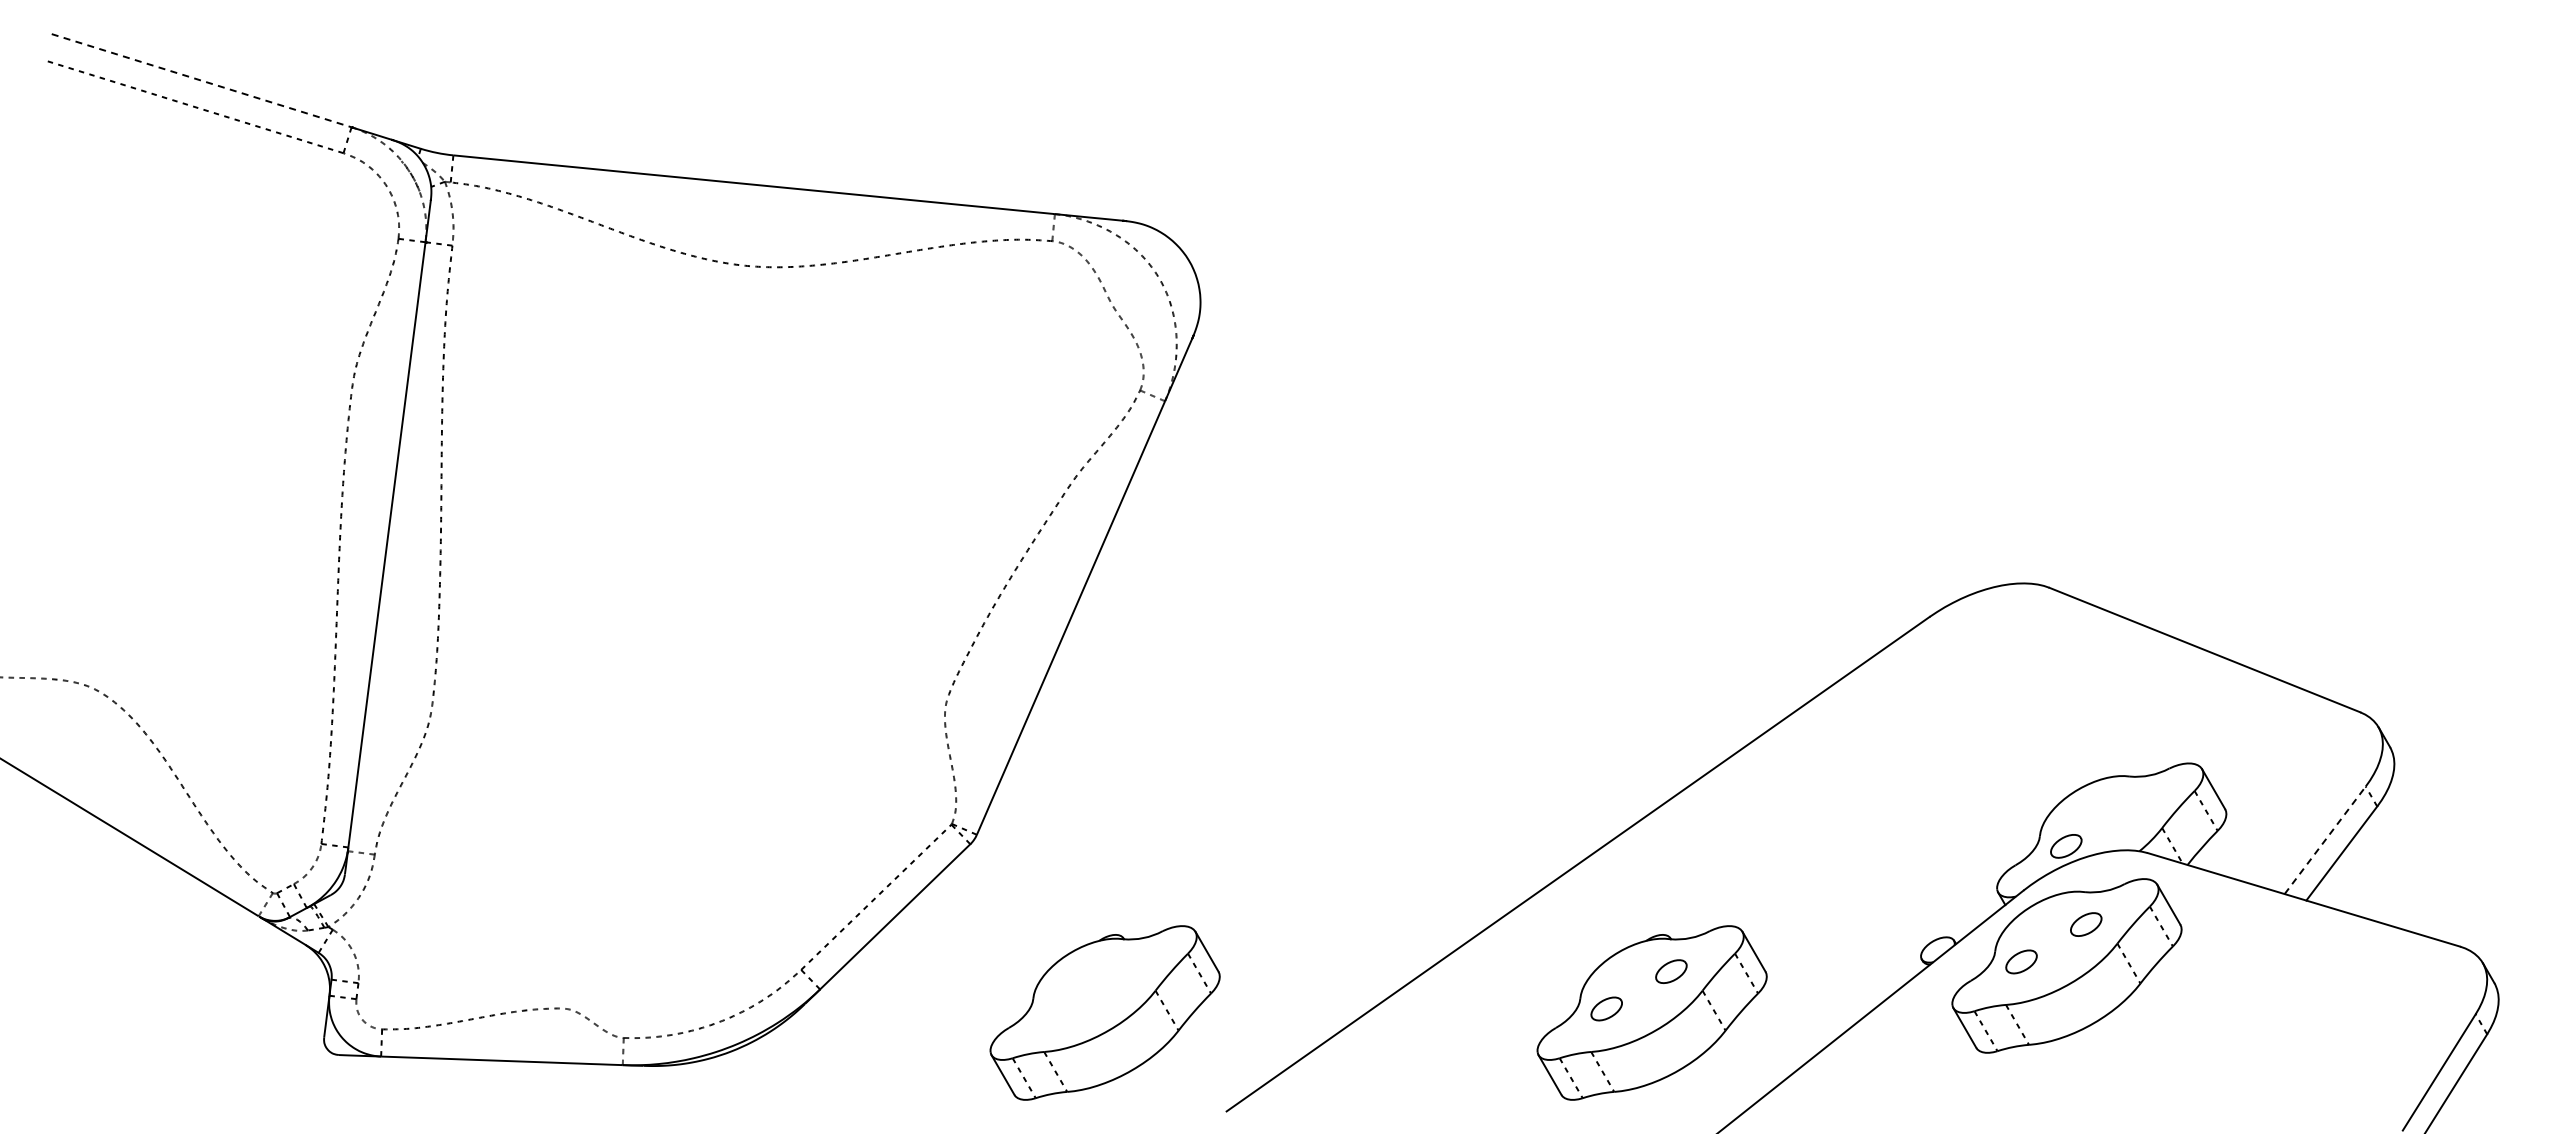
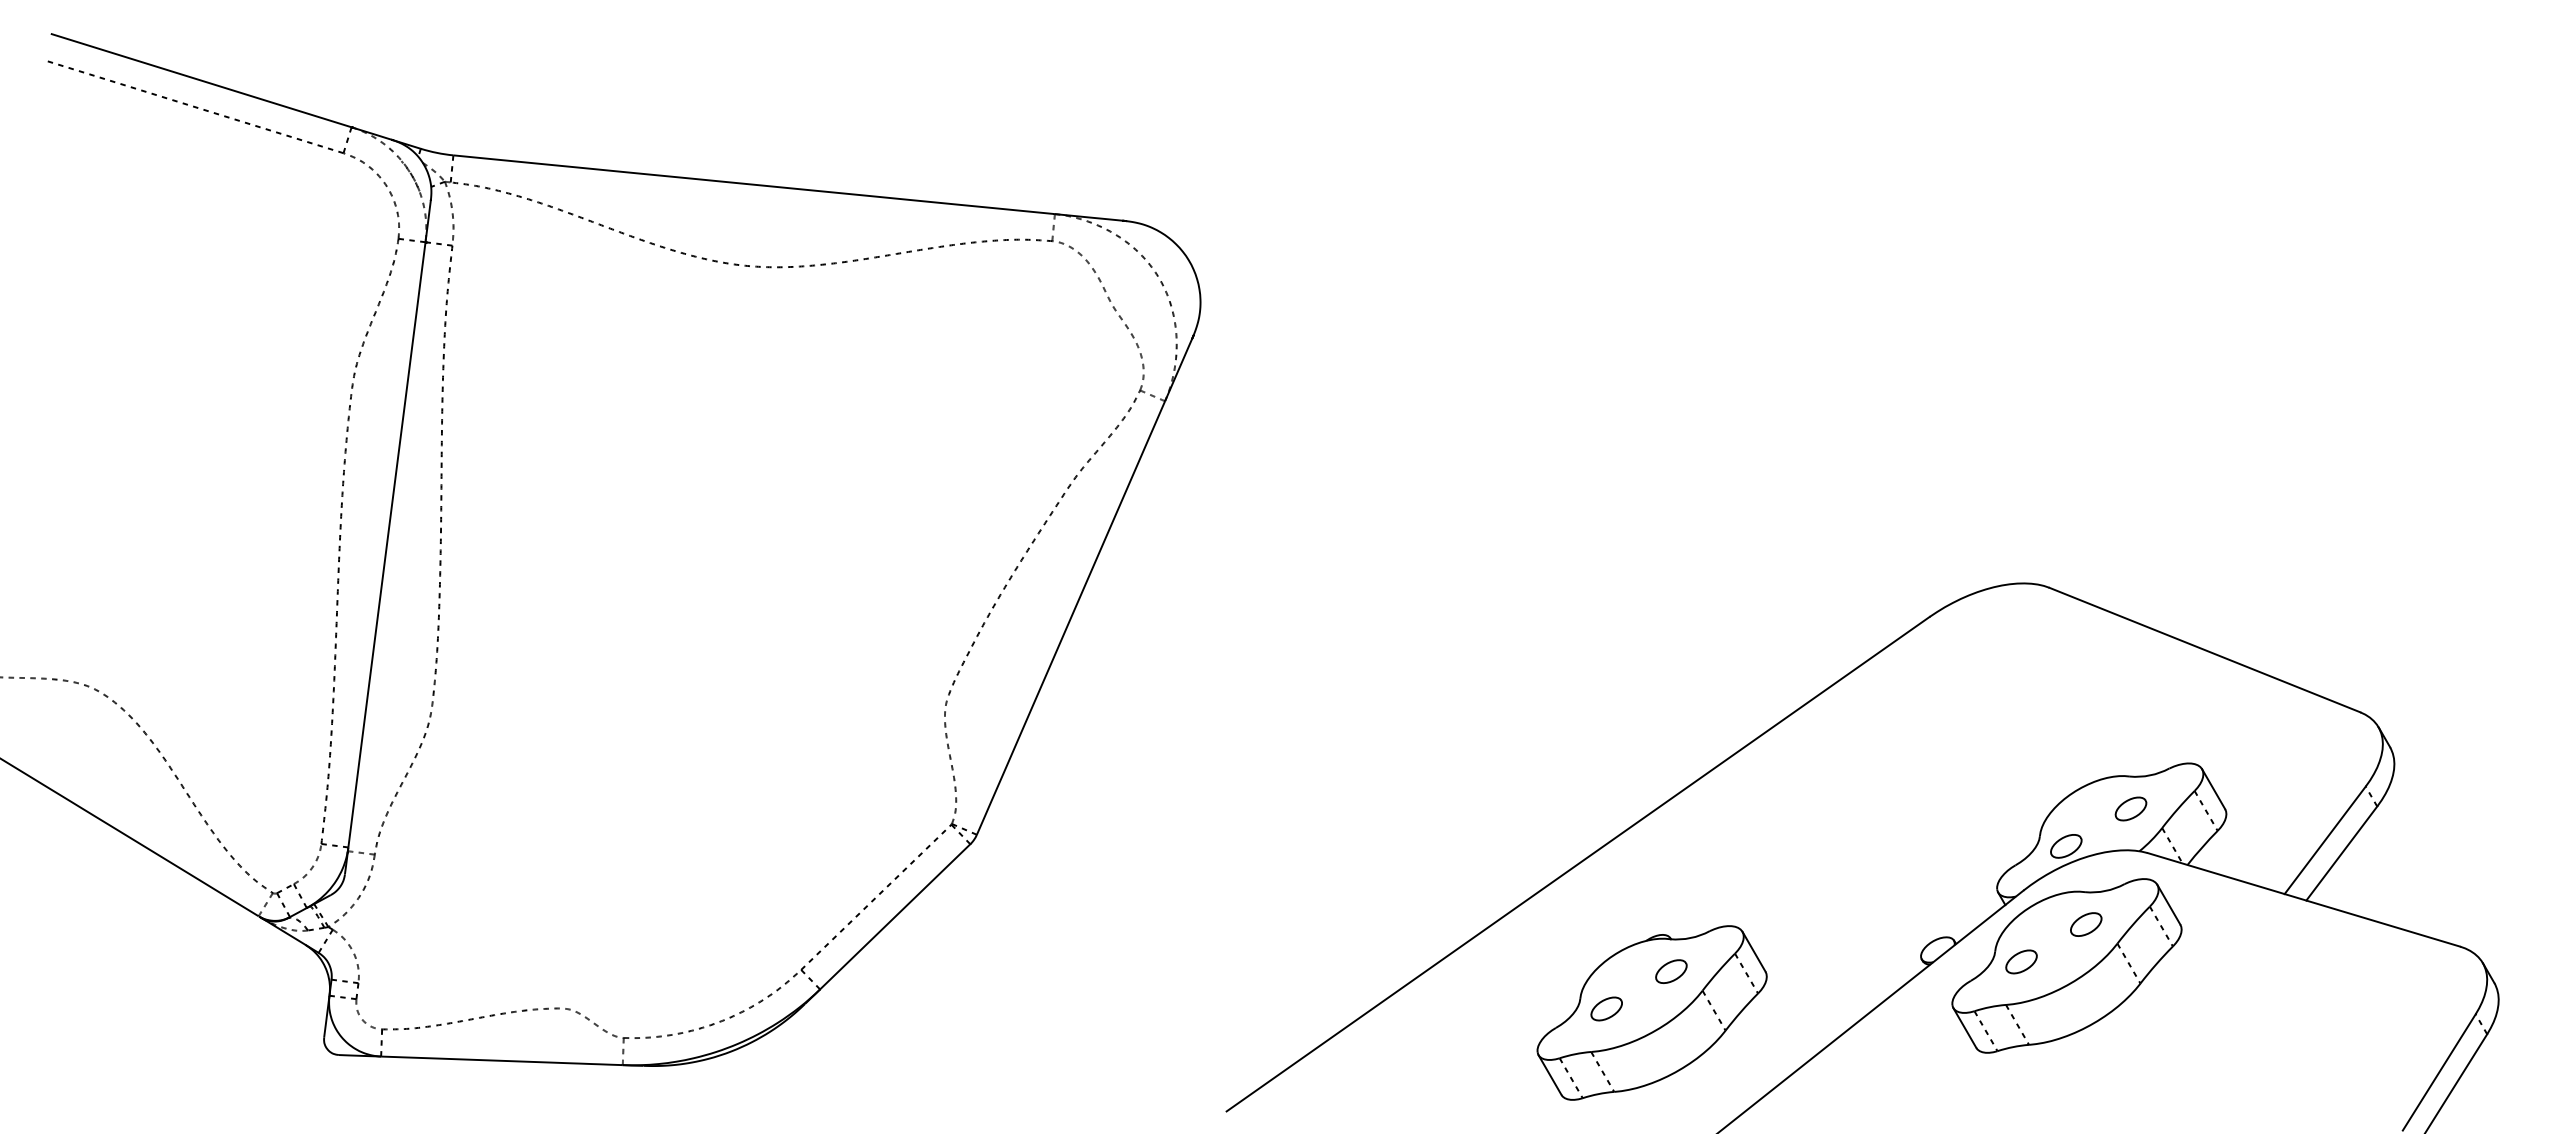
line: dashed -> solid (201, 80)
part: none -> present (2130, 808)
line: dashed -> solid (2325, 839)
part: present -> none (1104, 1012)
